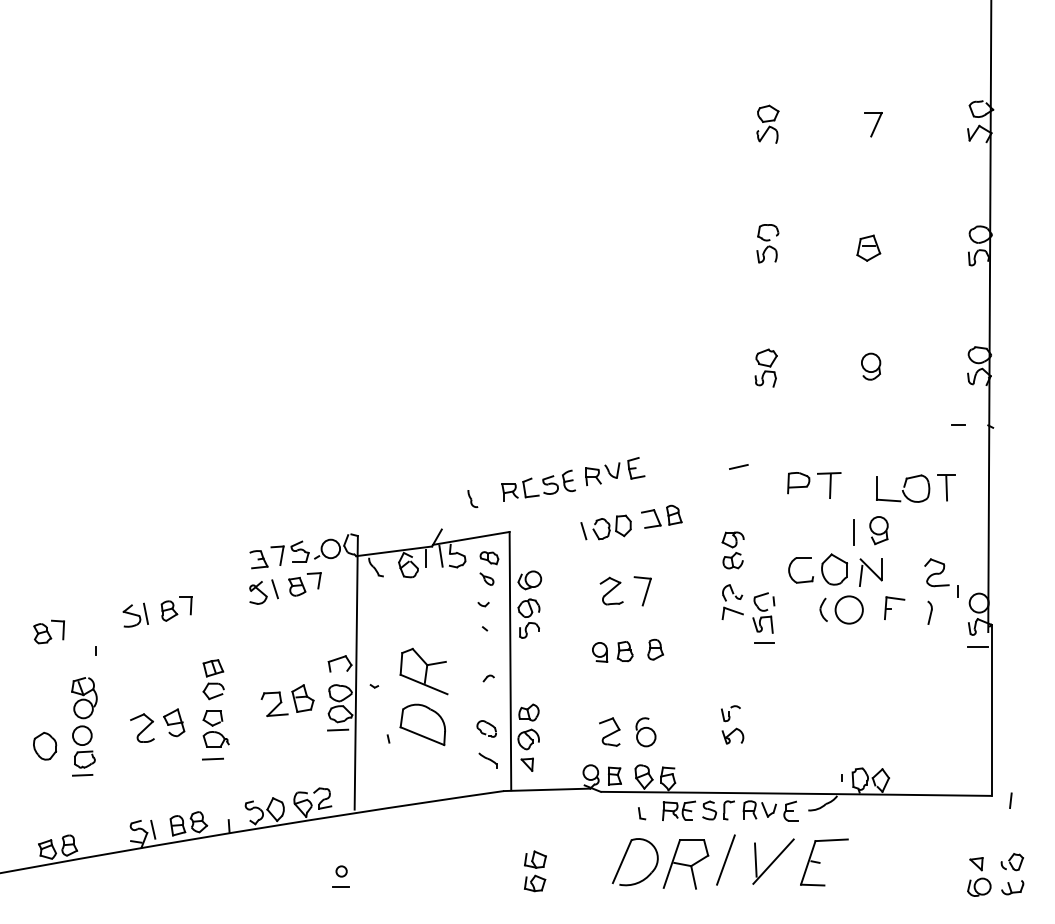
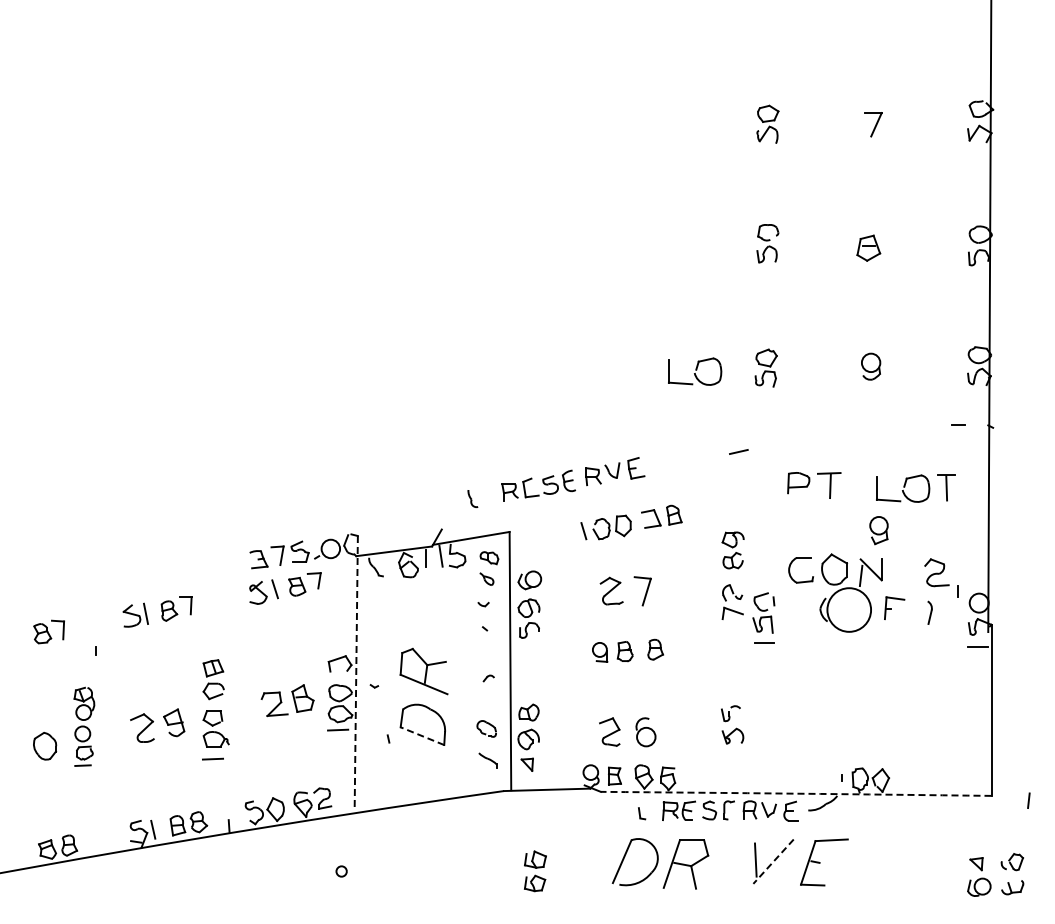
part: none -> present (695, 371)
line position: (738, 466) -> (738, 451) (738, 451)
line: present -> none (854, 531)
circle diameter: 27 px -> 44 px (849, 609)
line: solid -> dashed (356, 672)
part size: 27x100 px -> 23x81 px (84, 726)
line: solid -> dashed (422, 736)
arc: solid -> dashed (796, 793)
line position: (1010, 800) -> (1028, 800) (1028, 800)
line: present -> none (725, 859)
line: solid -> dashed (773, 861)
line: present -> none (340, 886)
